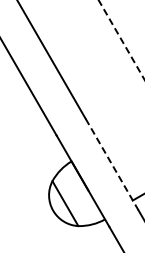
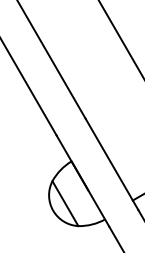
line: dashed -> solid (121, 40)
line: dashed -> solid (112, 164)
